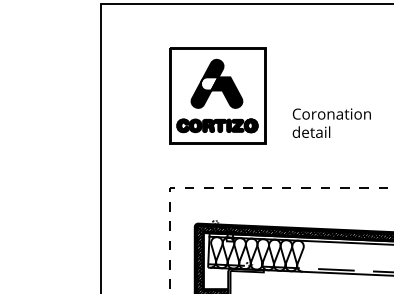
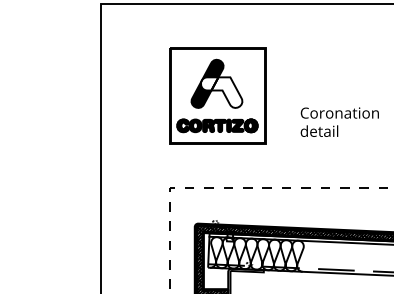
fill: present -> none (226, 92)
text position: (331, 122) -> (339, 121) (339, 121)
